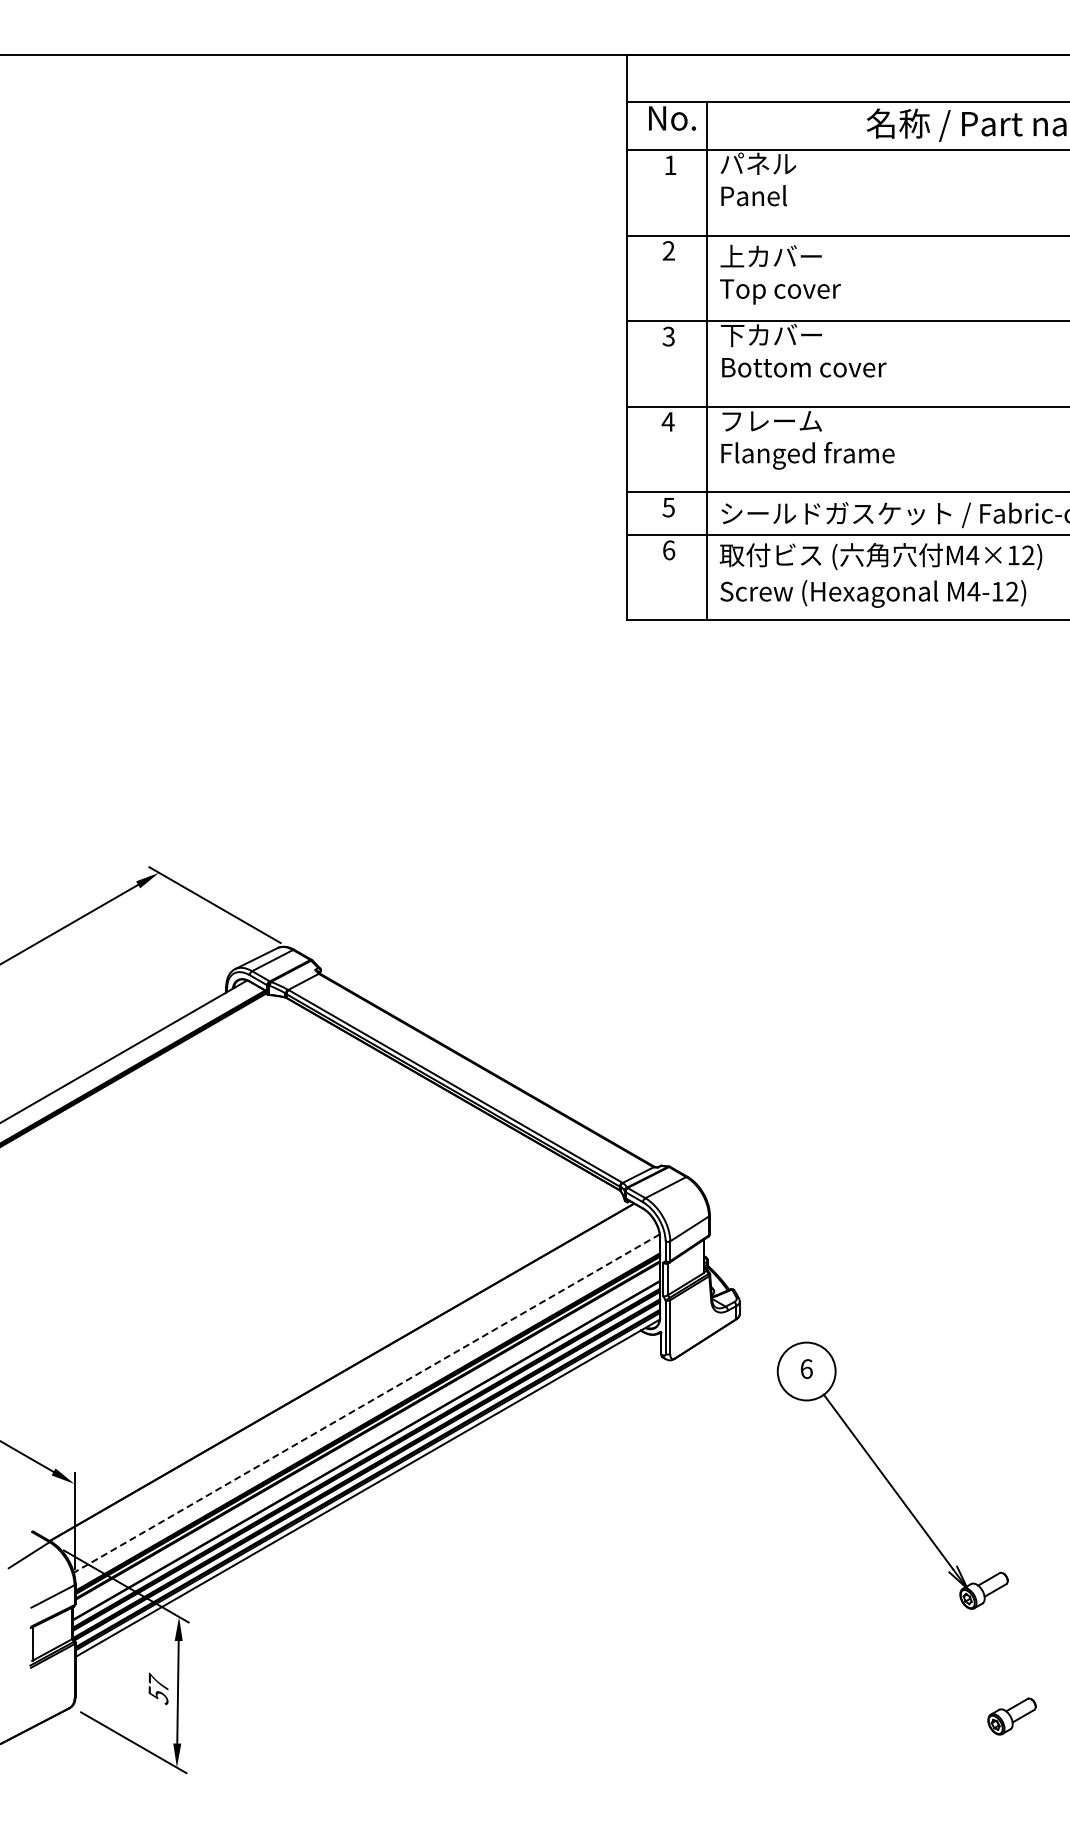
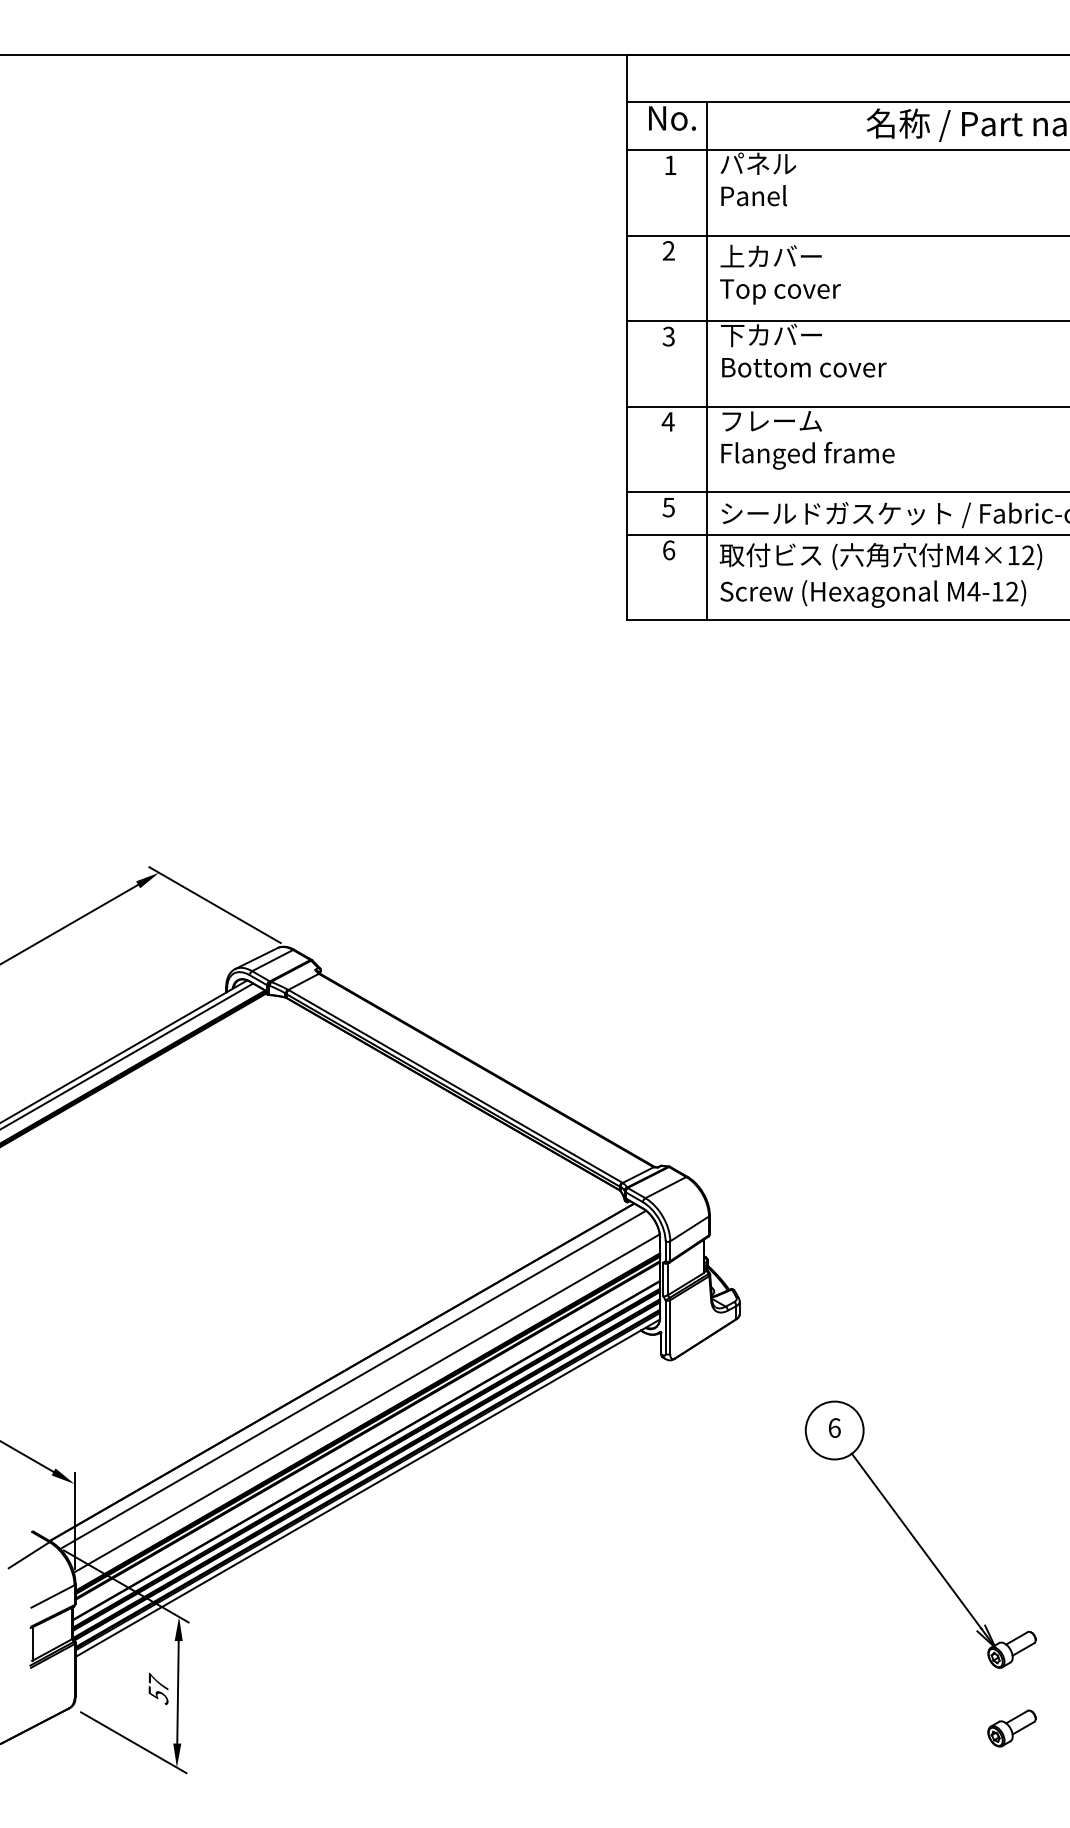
line: none -> present (127, 1055)
line: none -> present (353, 1379)
line: dashed -> solid (366, 1403)
part position: (892, 1475) -> (920, 1534) (920, 1534)
part position: (1011, 1716) -> (1011, 1728) (1011, 1728)
